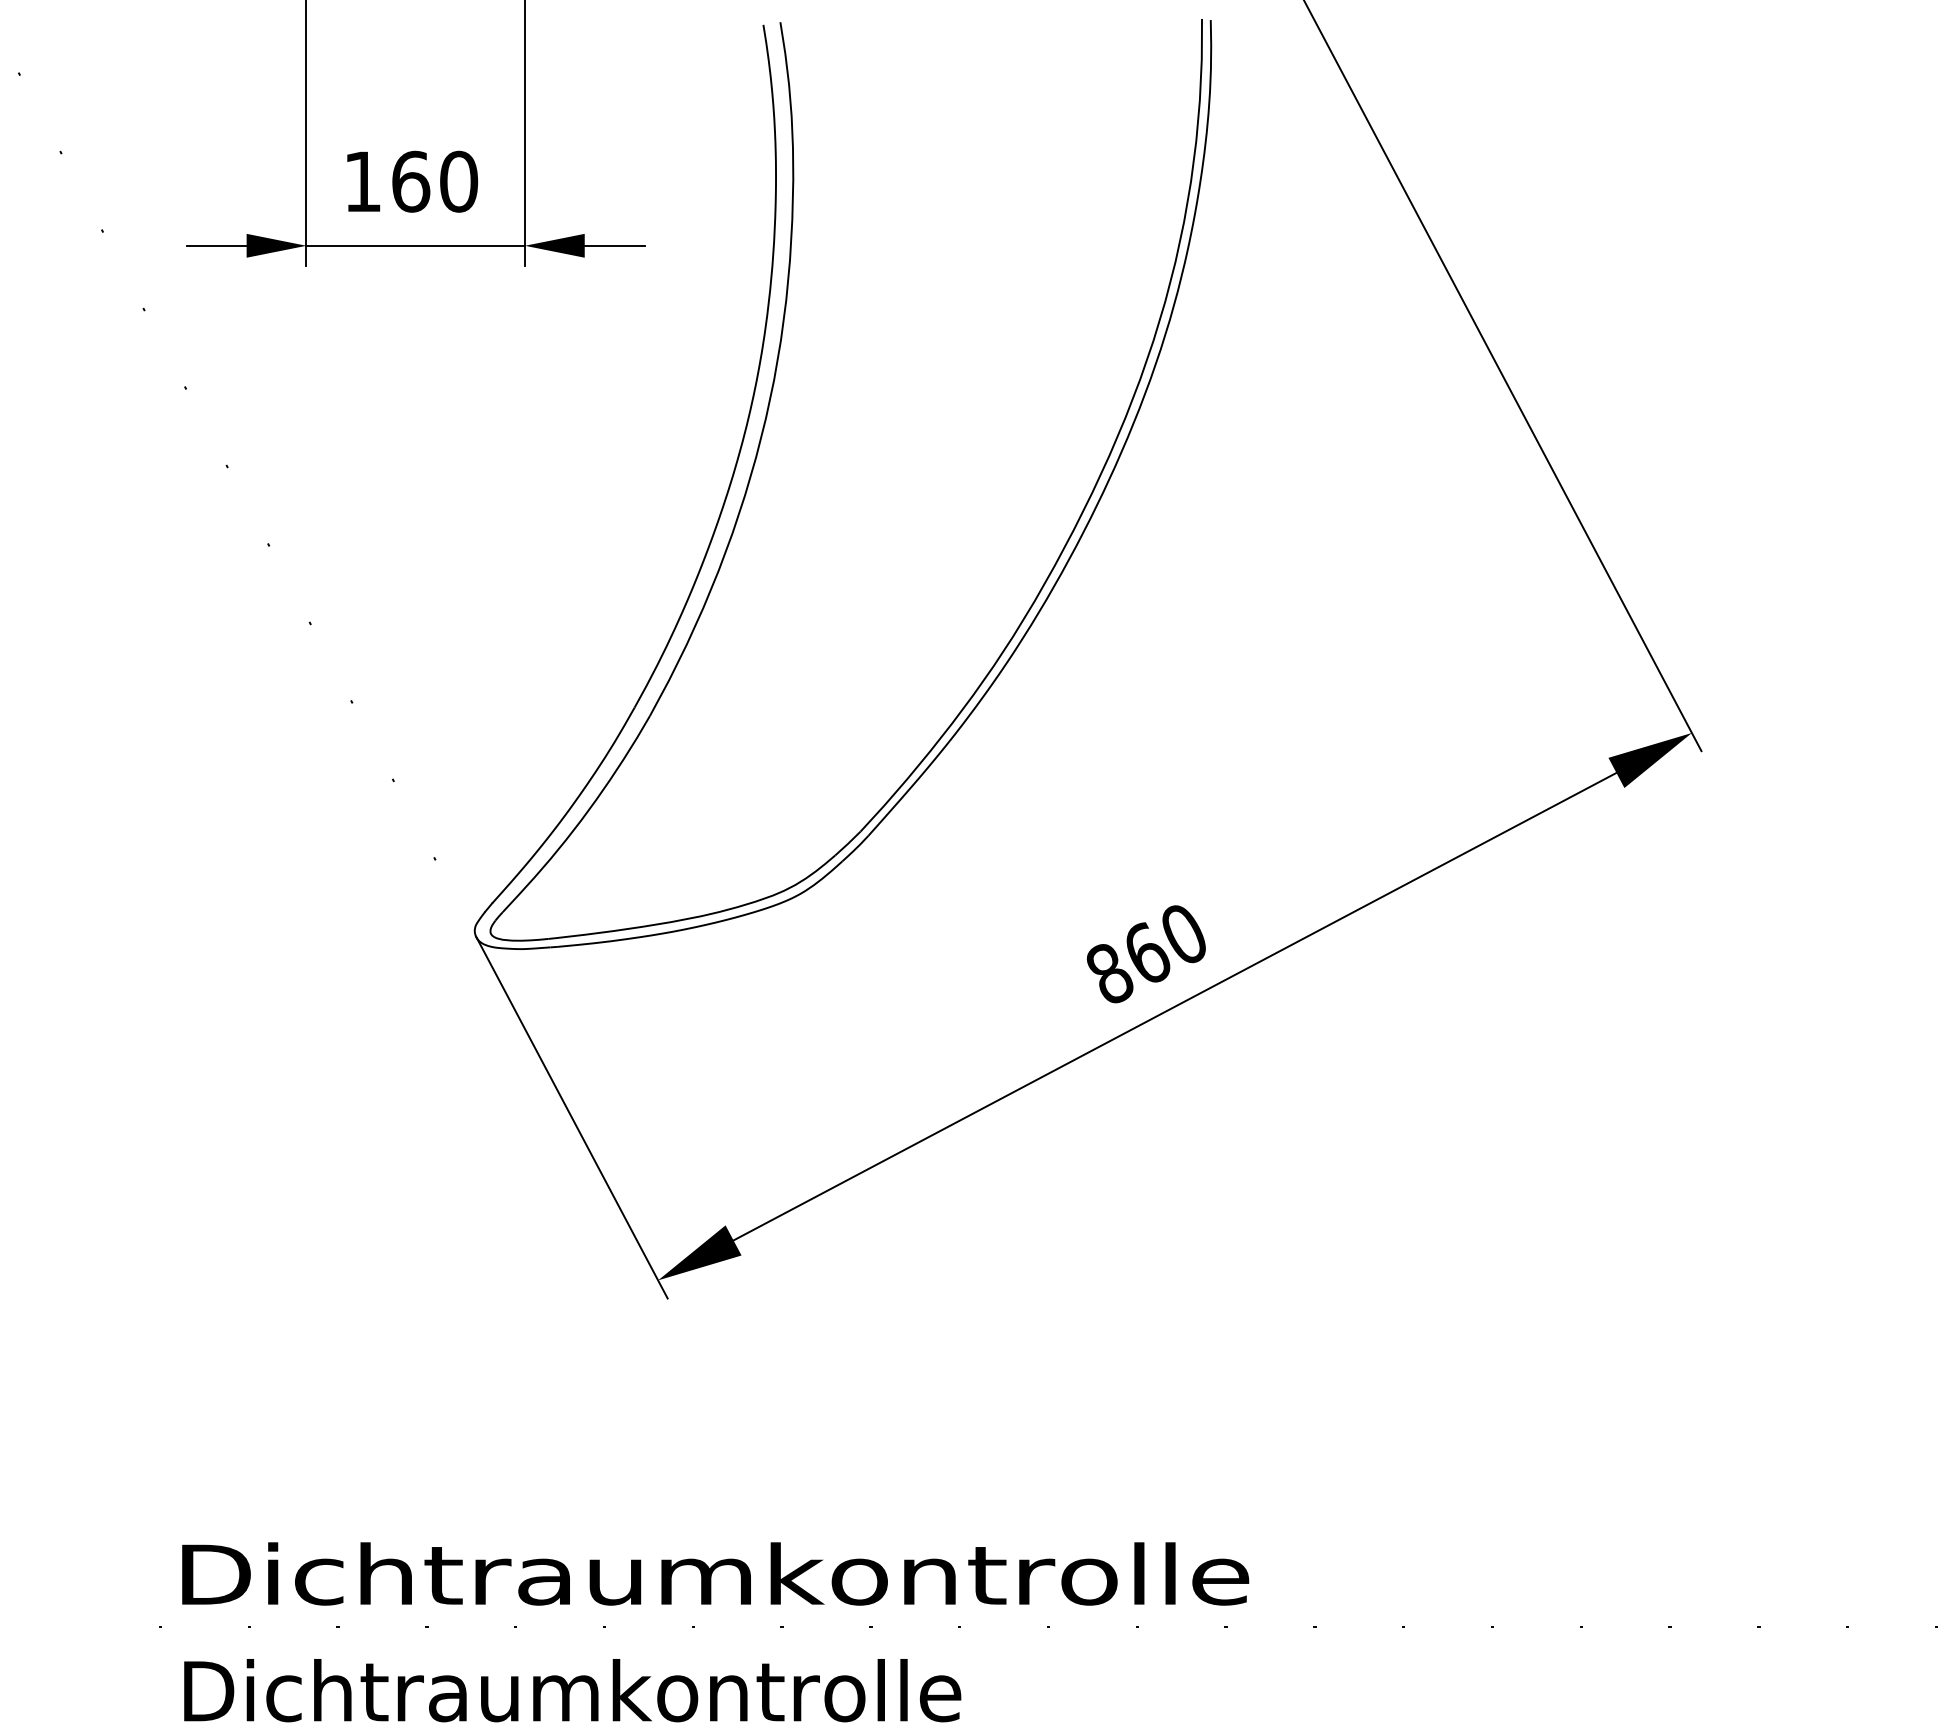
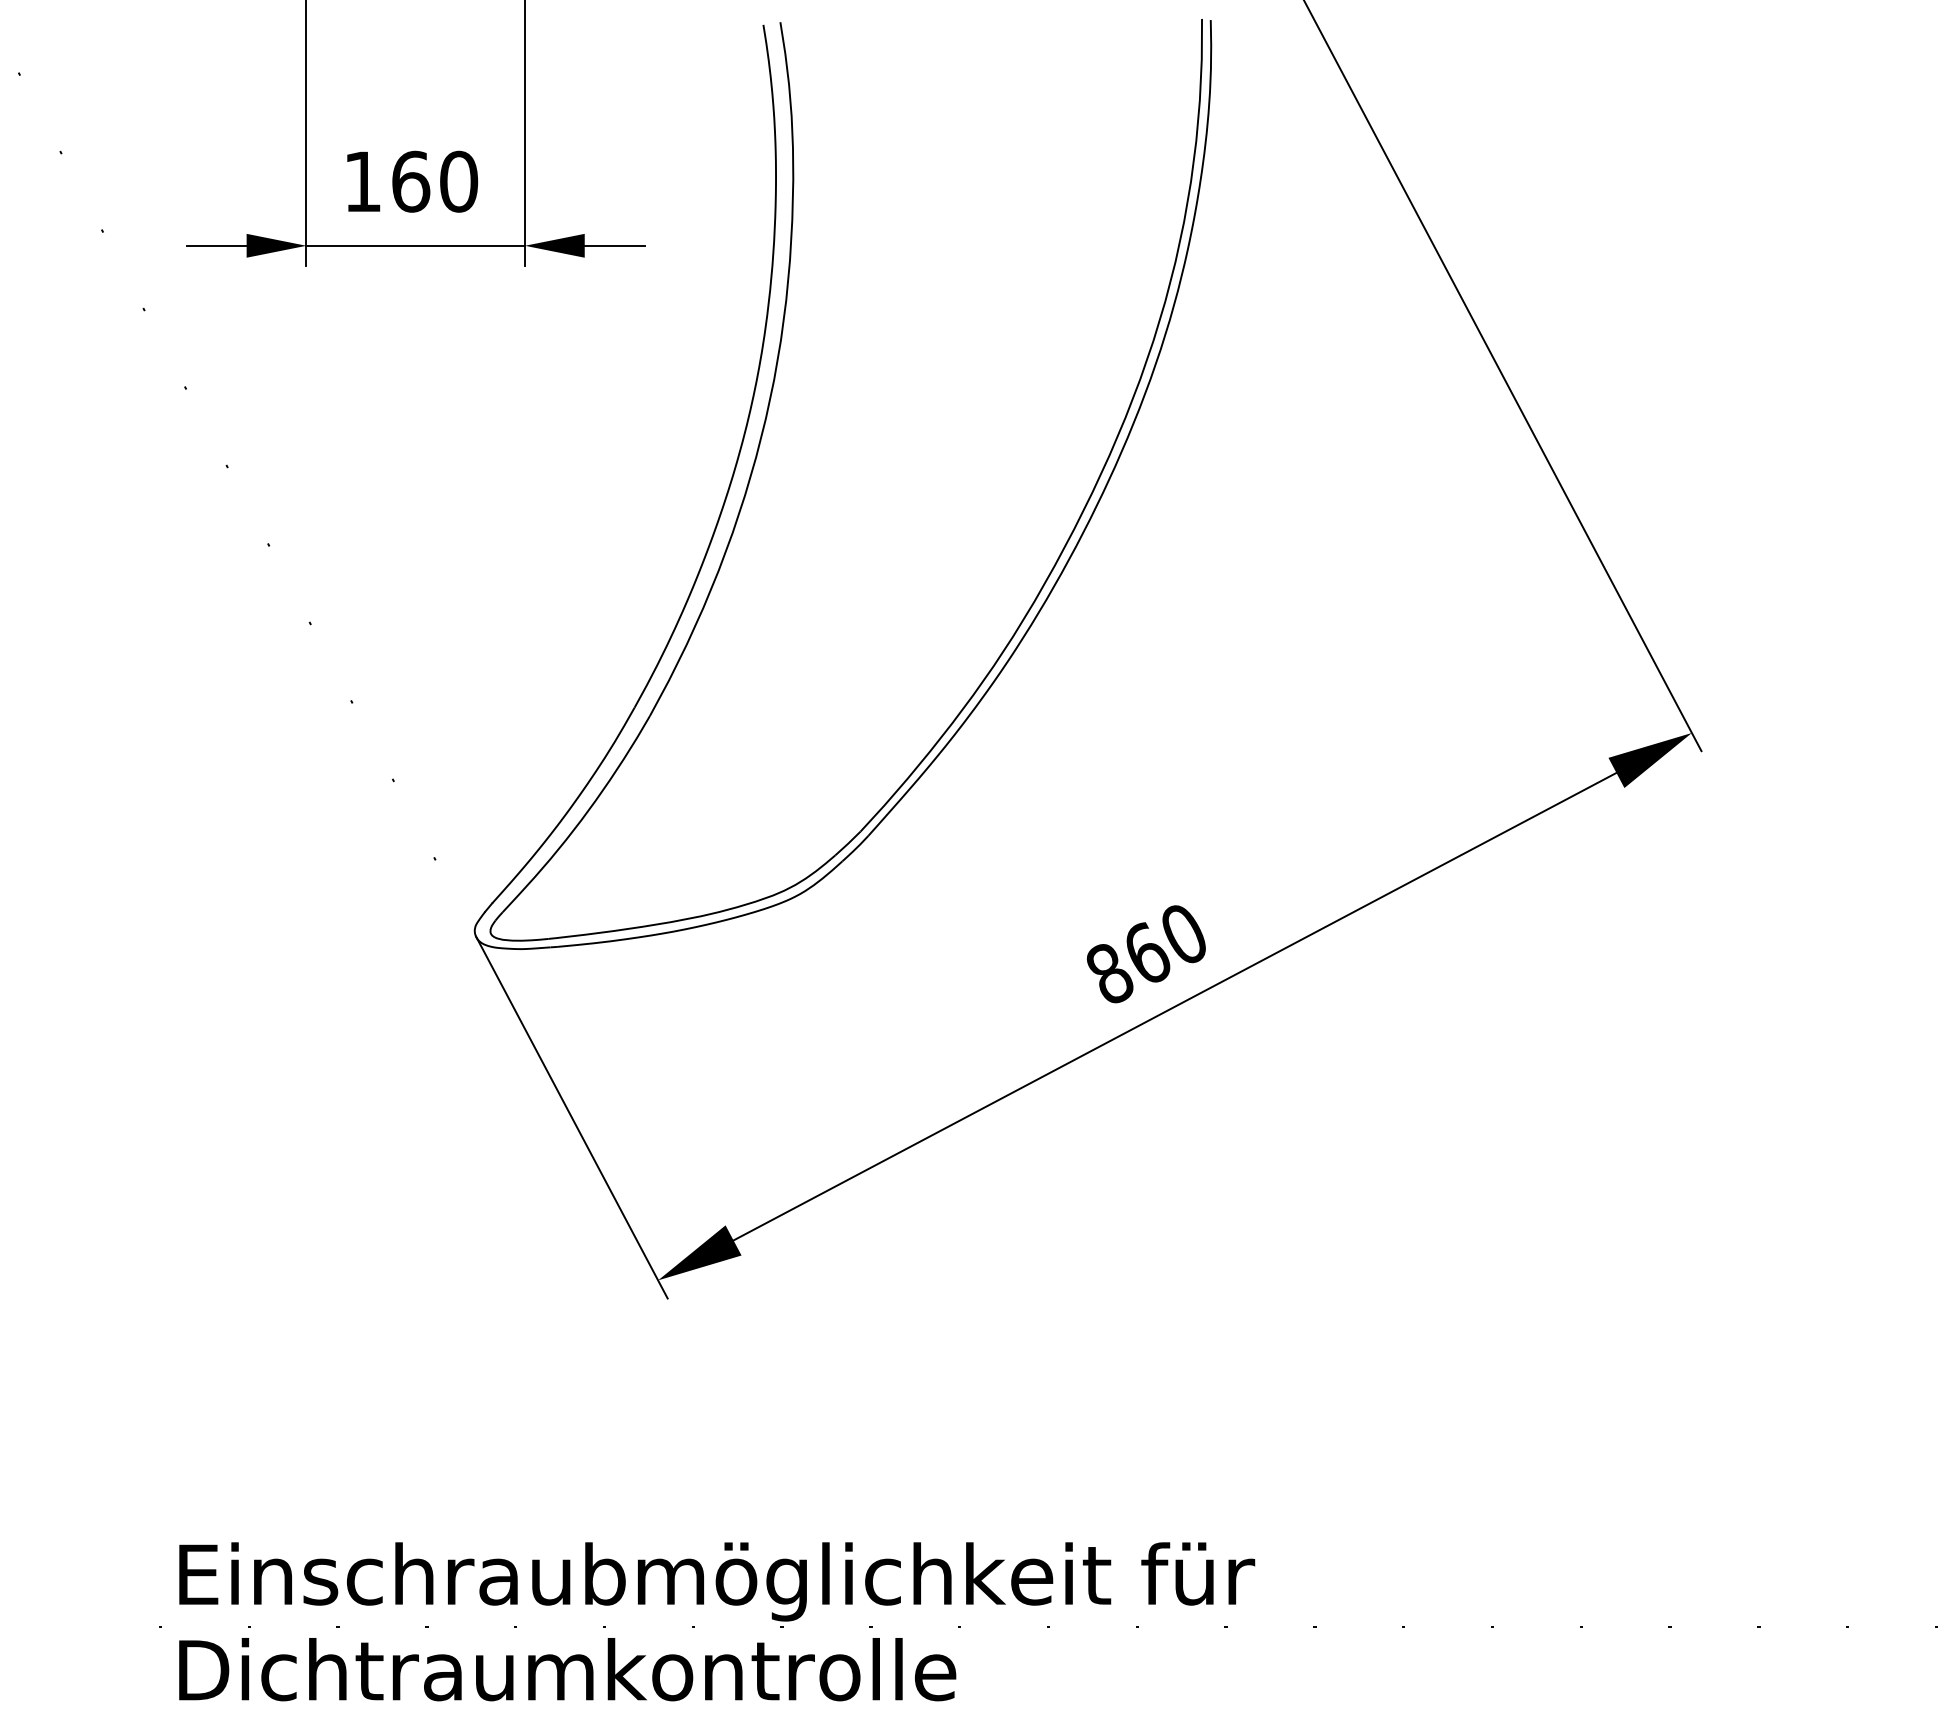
text: Dichtraumkontrolle -> Einschraubmöglichkeit für (717, 1581)
text position: (572, 1690) -> (567, 1669) (567, 1669)
